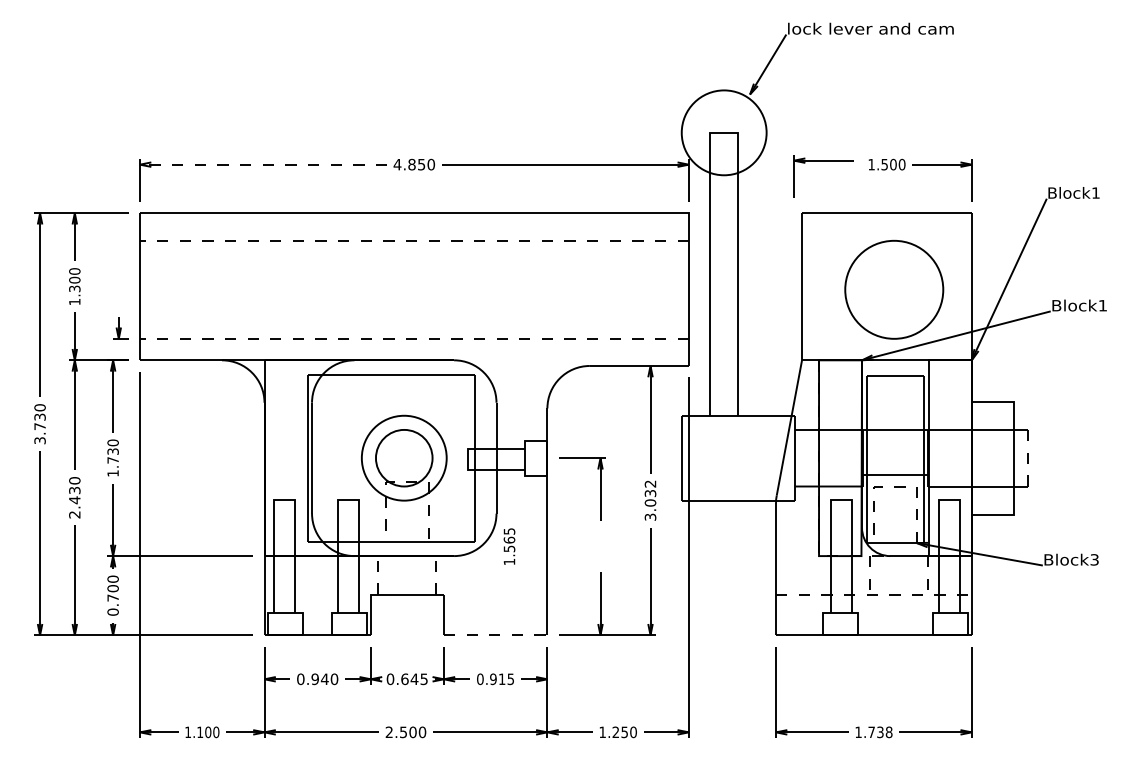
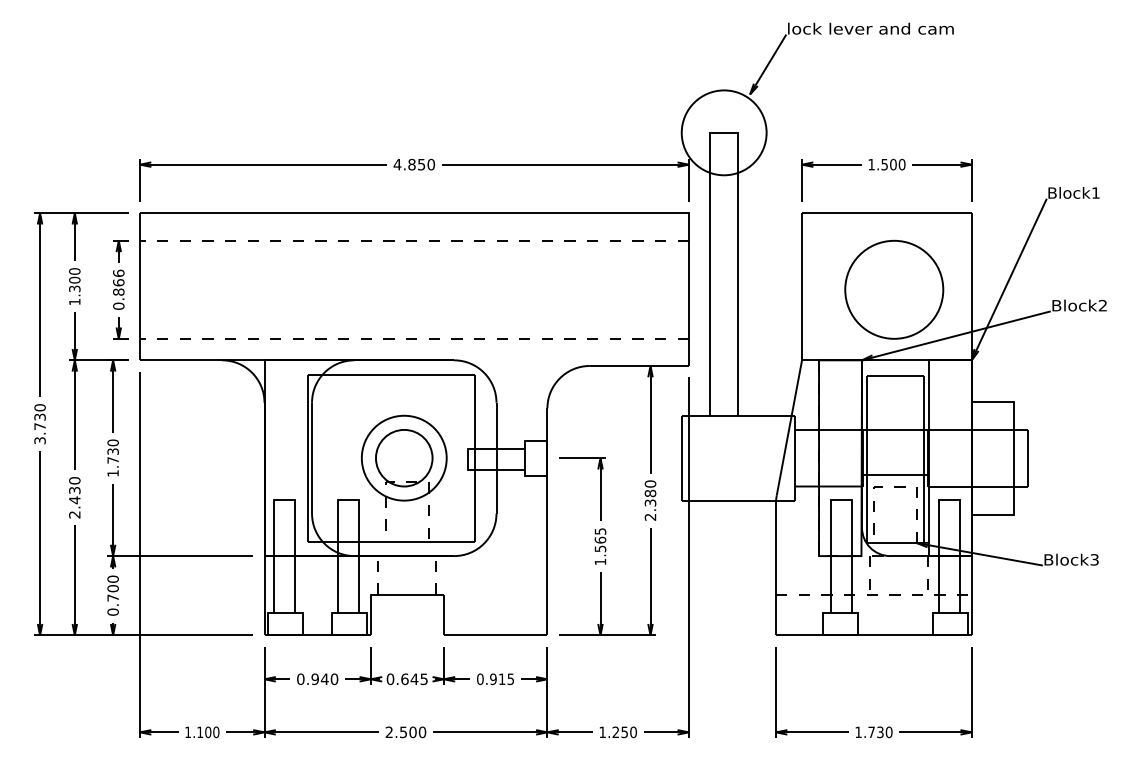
part position: (823, 161) -> (831, 165) (831, 165)
line: dashed -> solid (263, 164)
part: none -> present (120, 274)
text: Block1 -> Block2 (1102, 305)
line: dashed -> solid (1028, 457)
text: 3.032 -> 2.380 (650, 500)
text position: (509, 546) -> (600, 546) (600, 546)
line: dashed -> solid (495, 635)
text: 1.738 -> 1.730 (888, 731)
